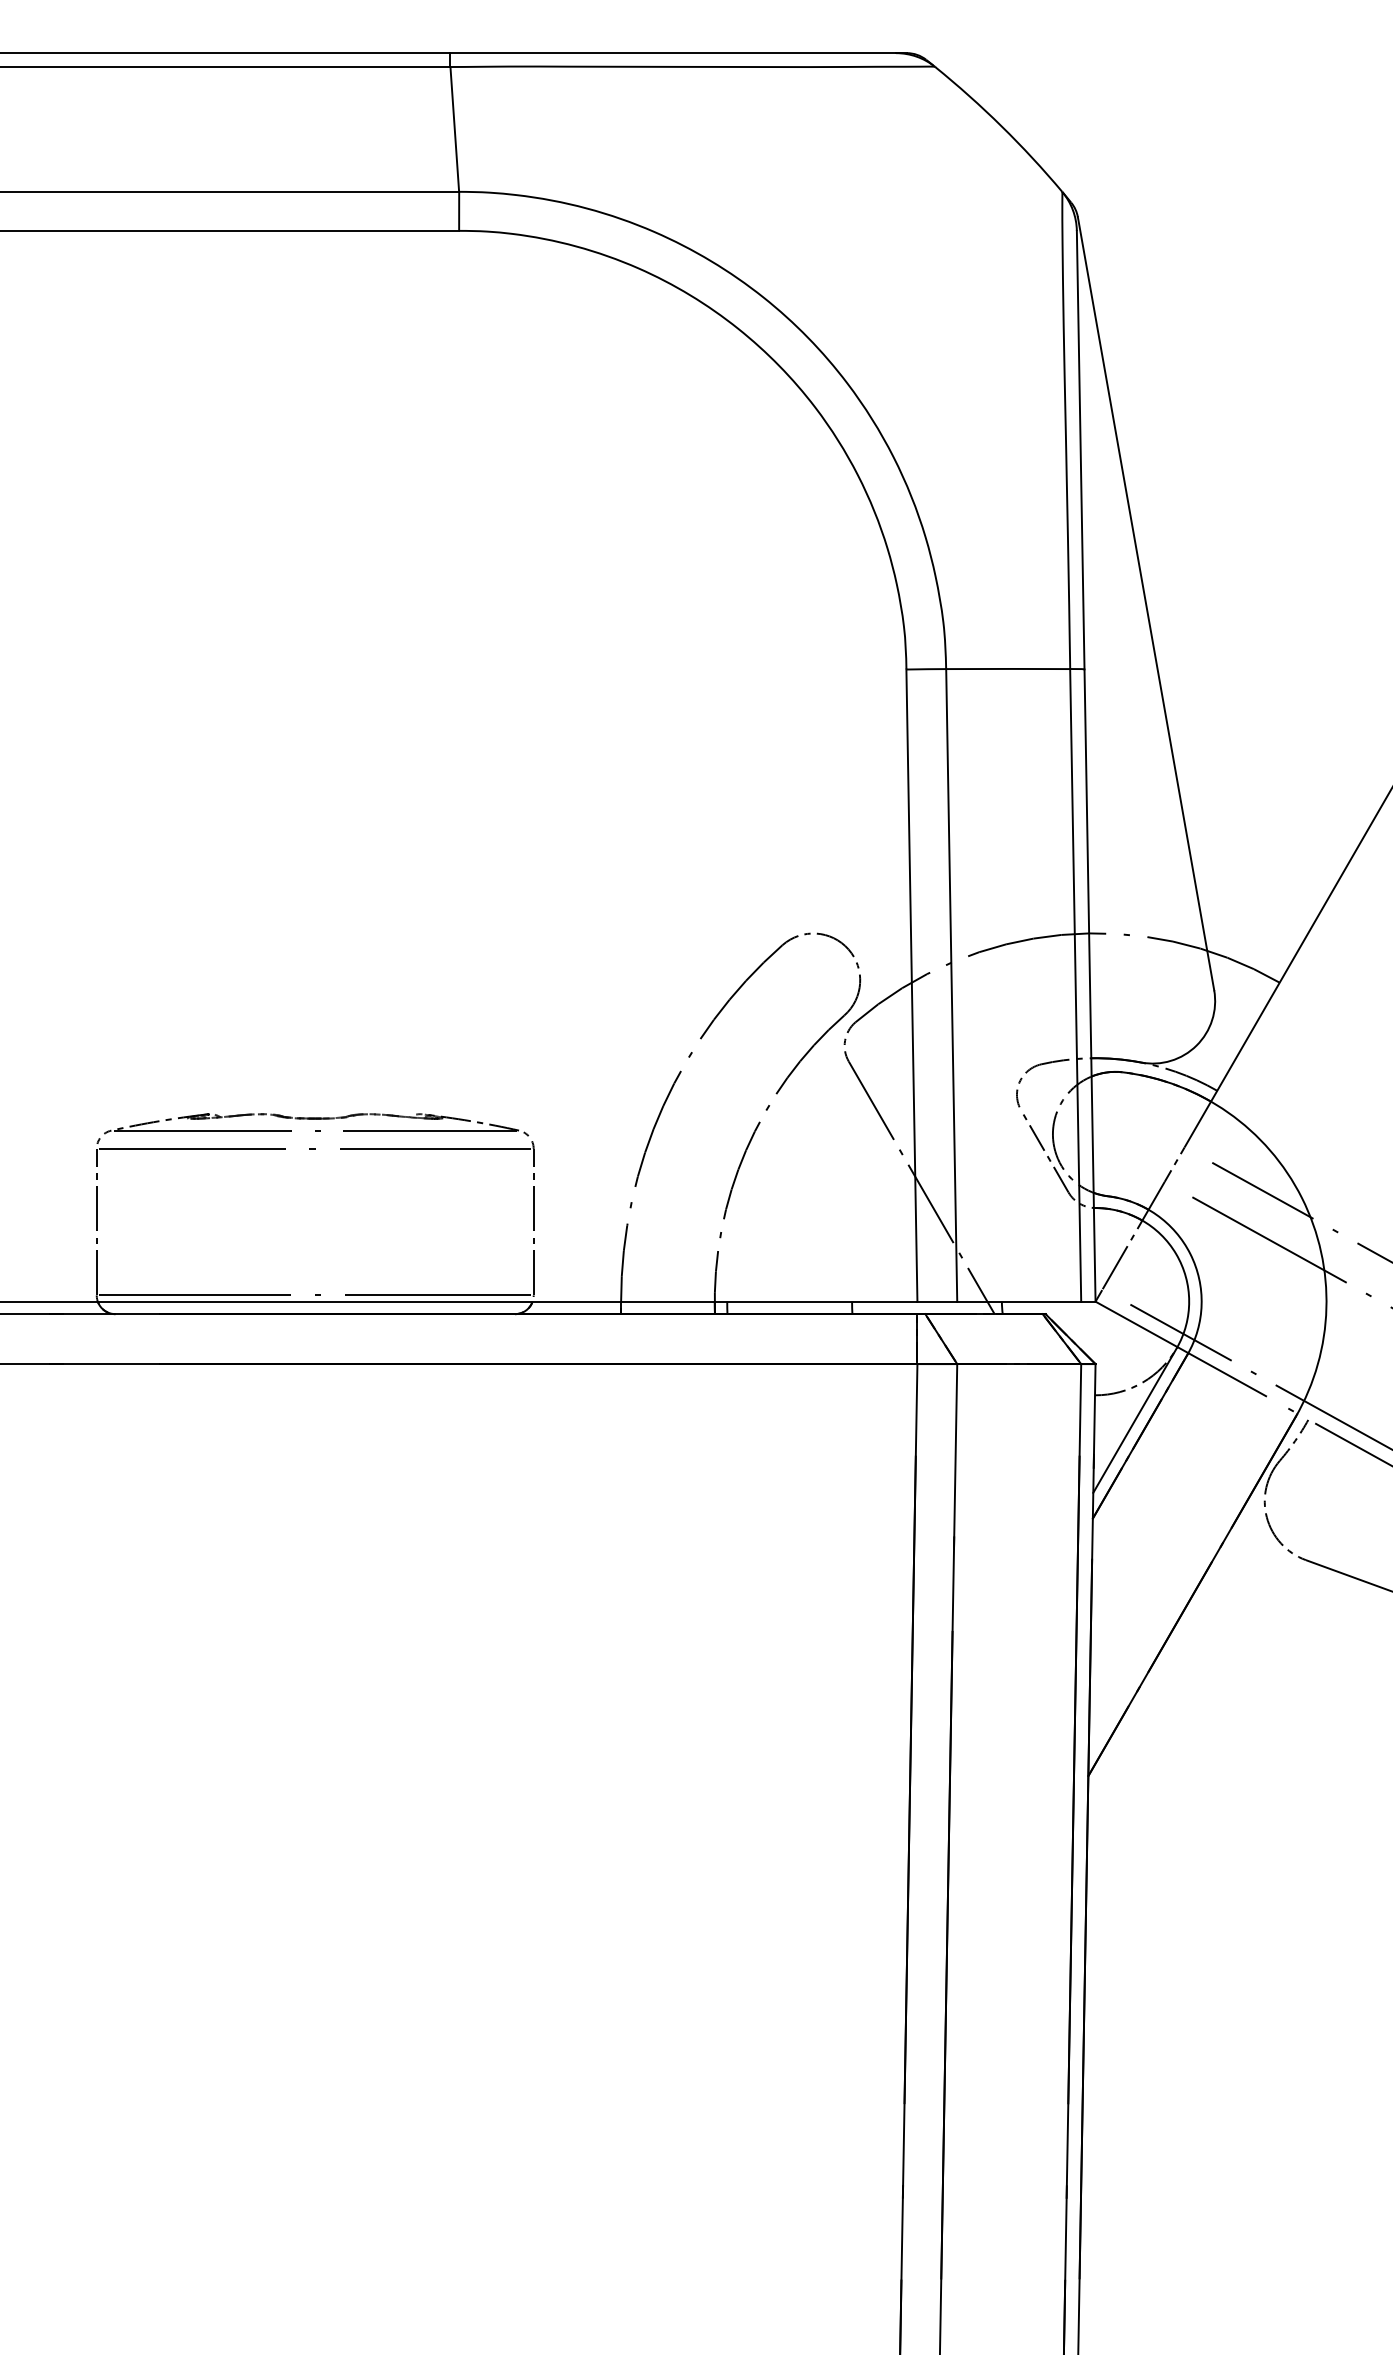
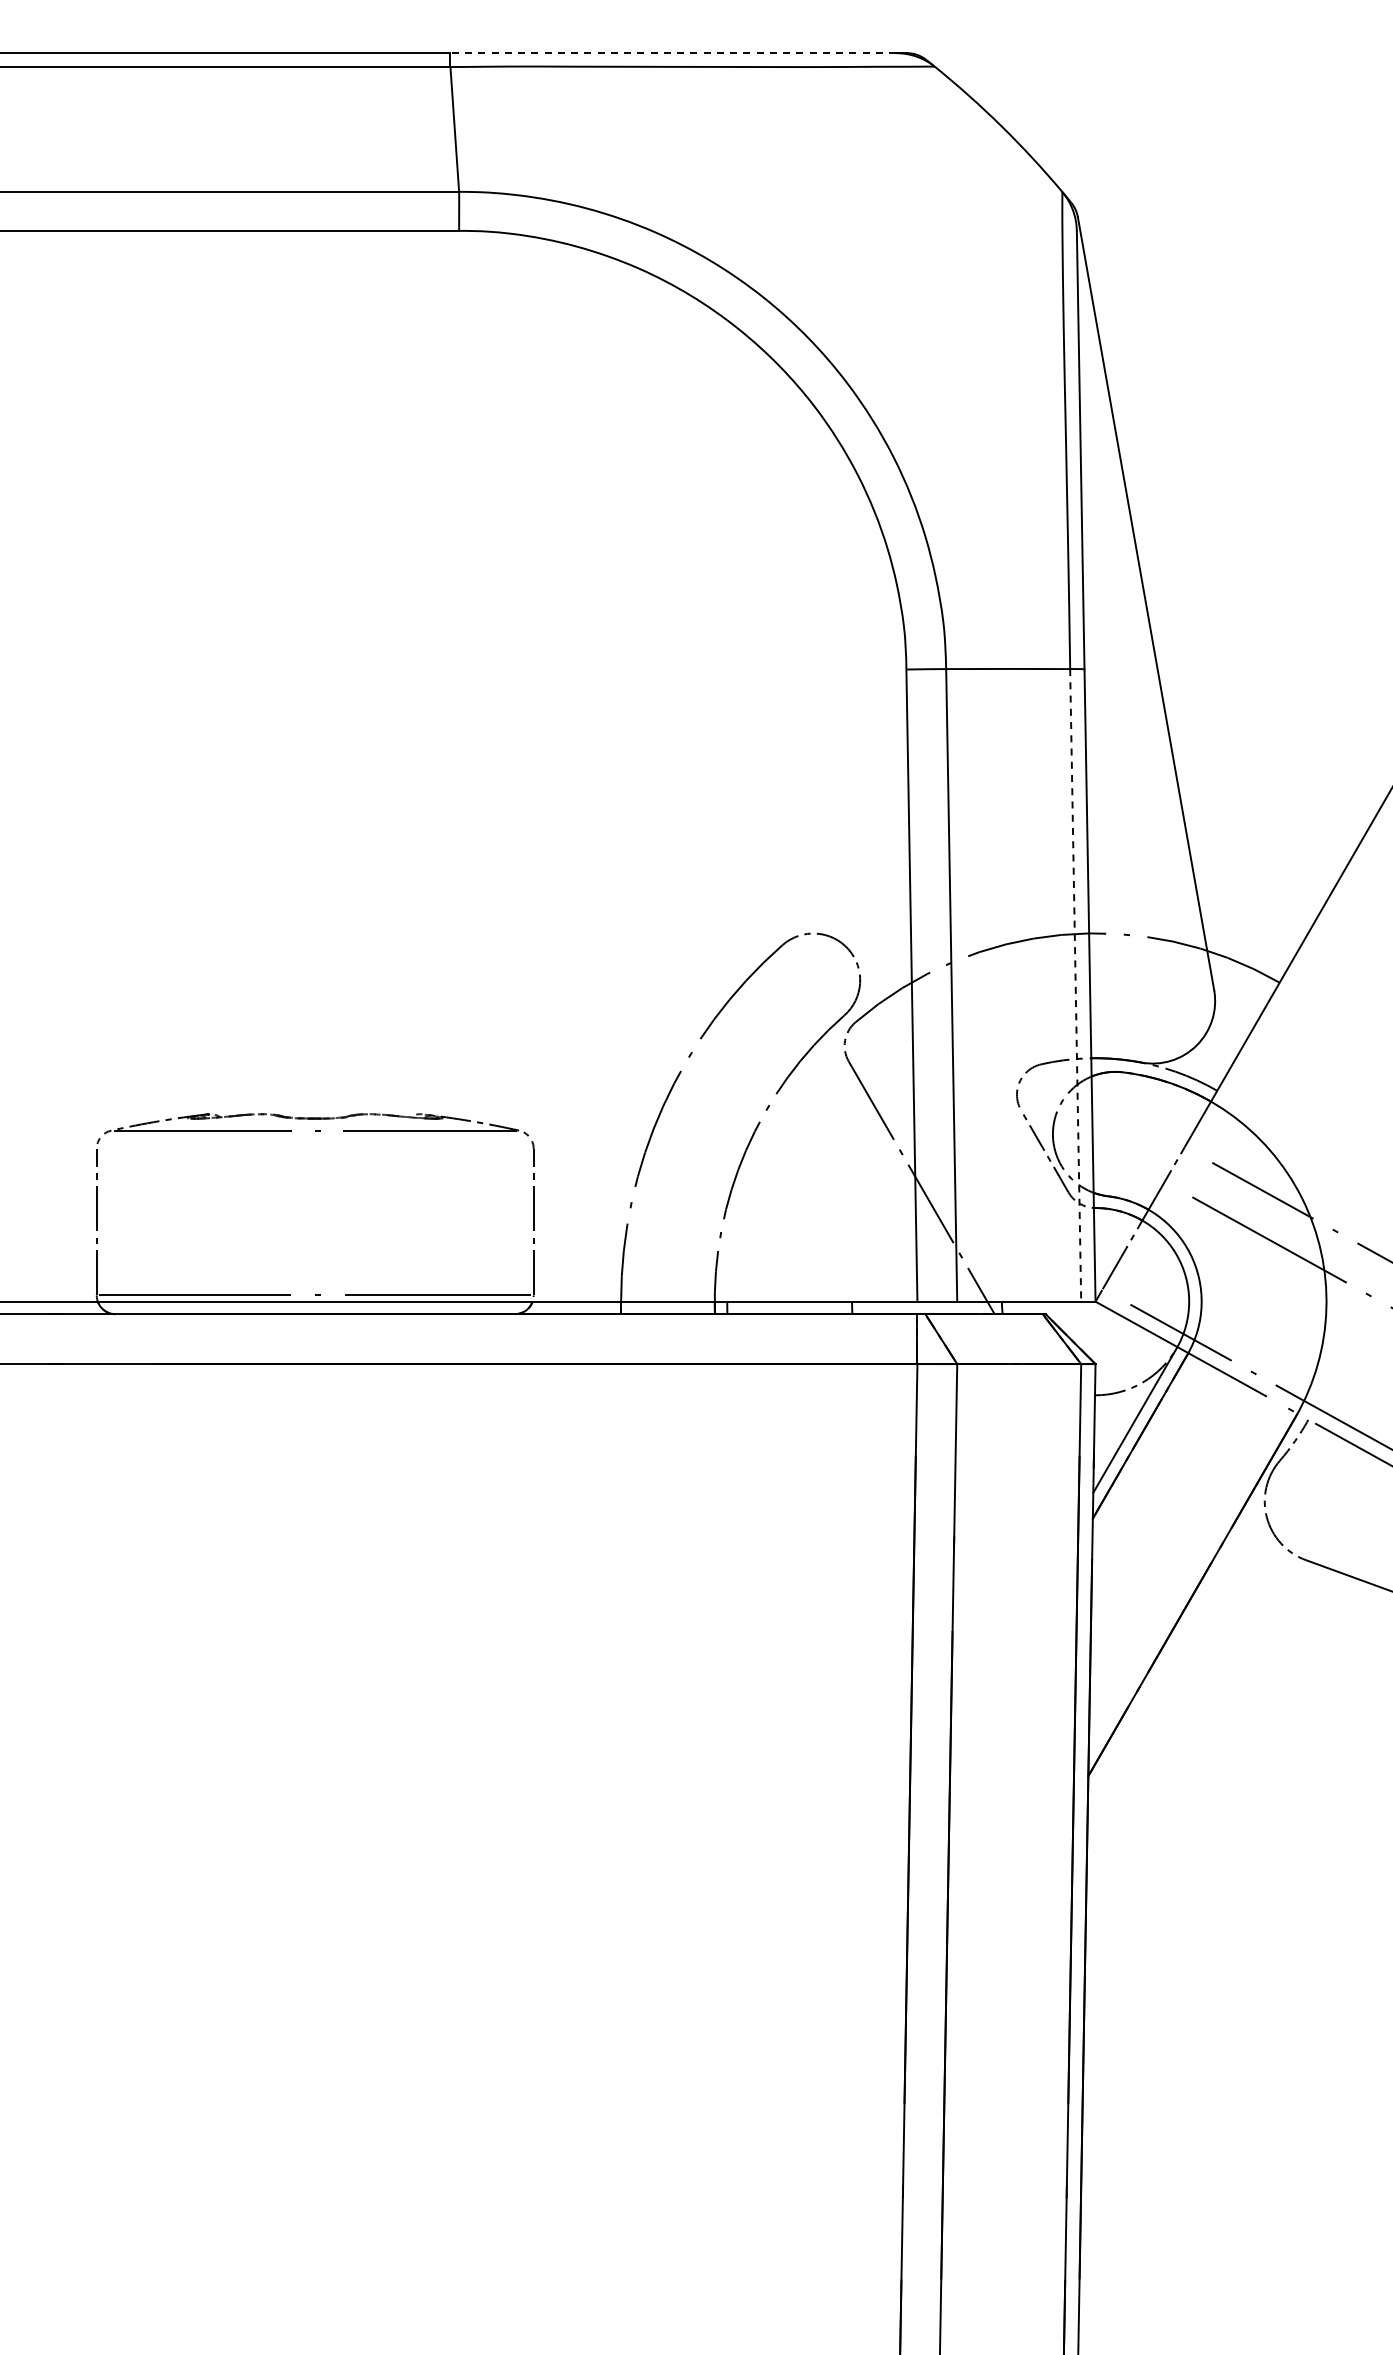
line: solid -> dashed (673, 53)
line: solid -> dashed (1075, 985)
line: present -> none (315, 1148)
